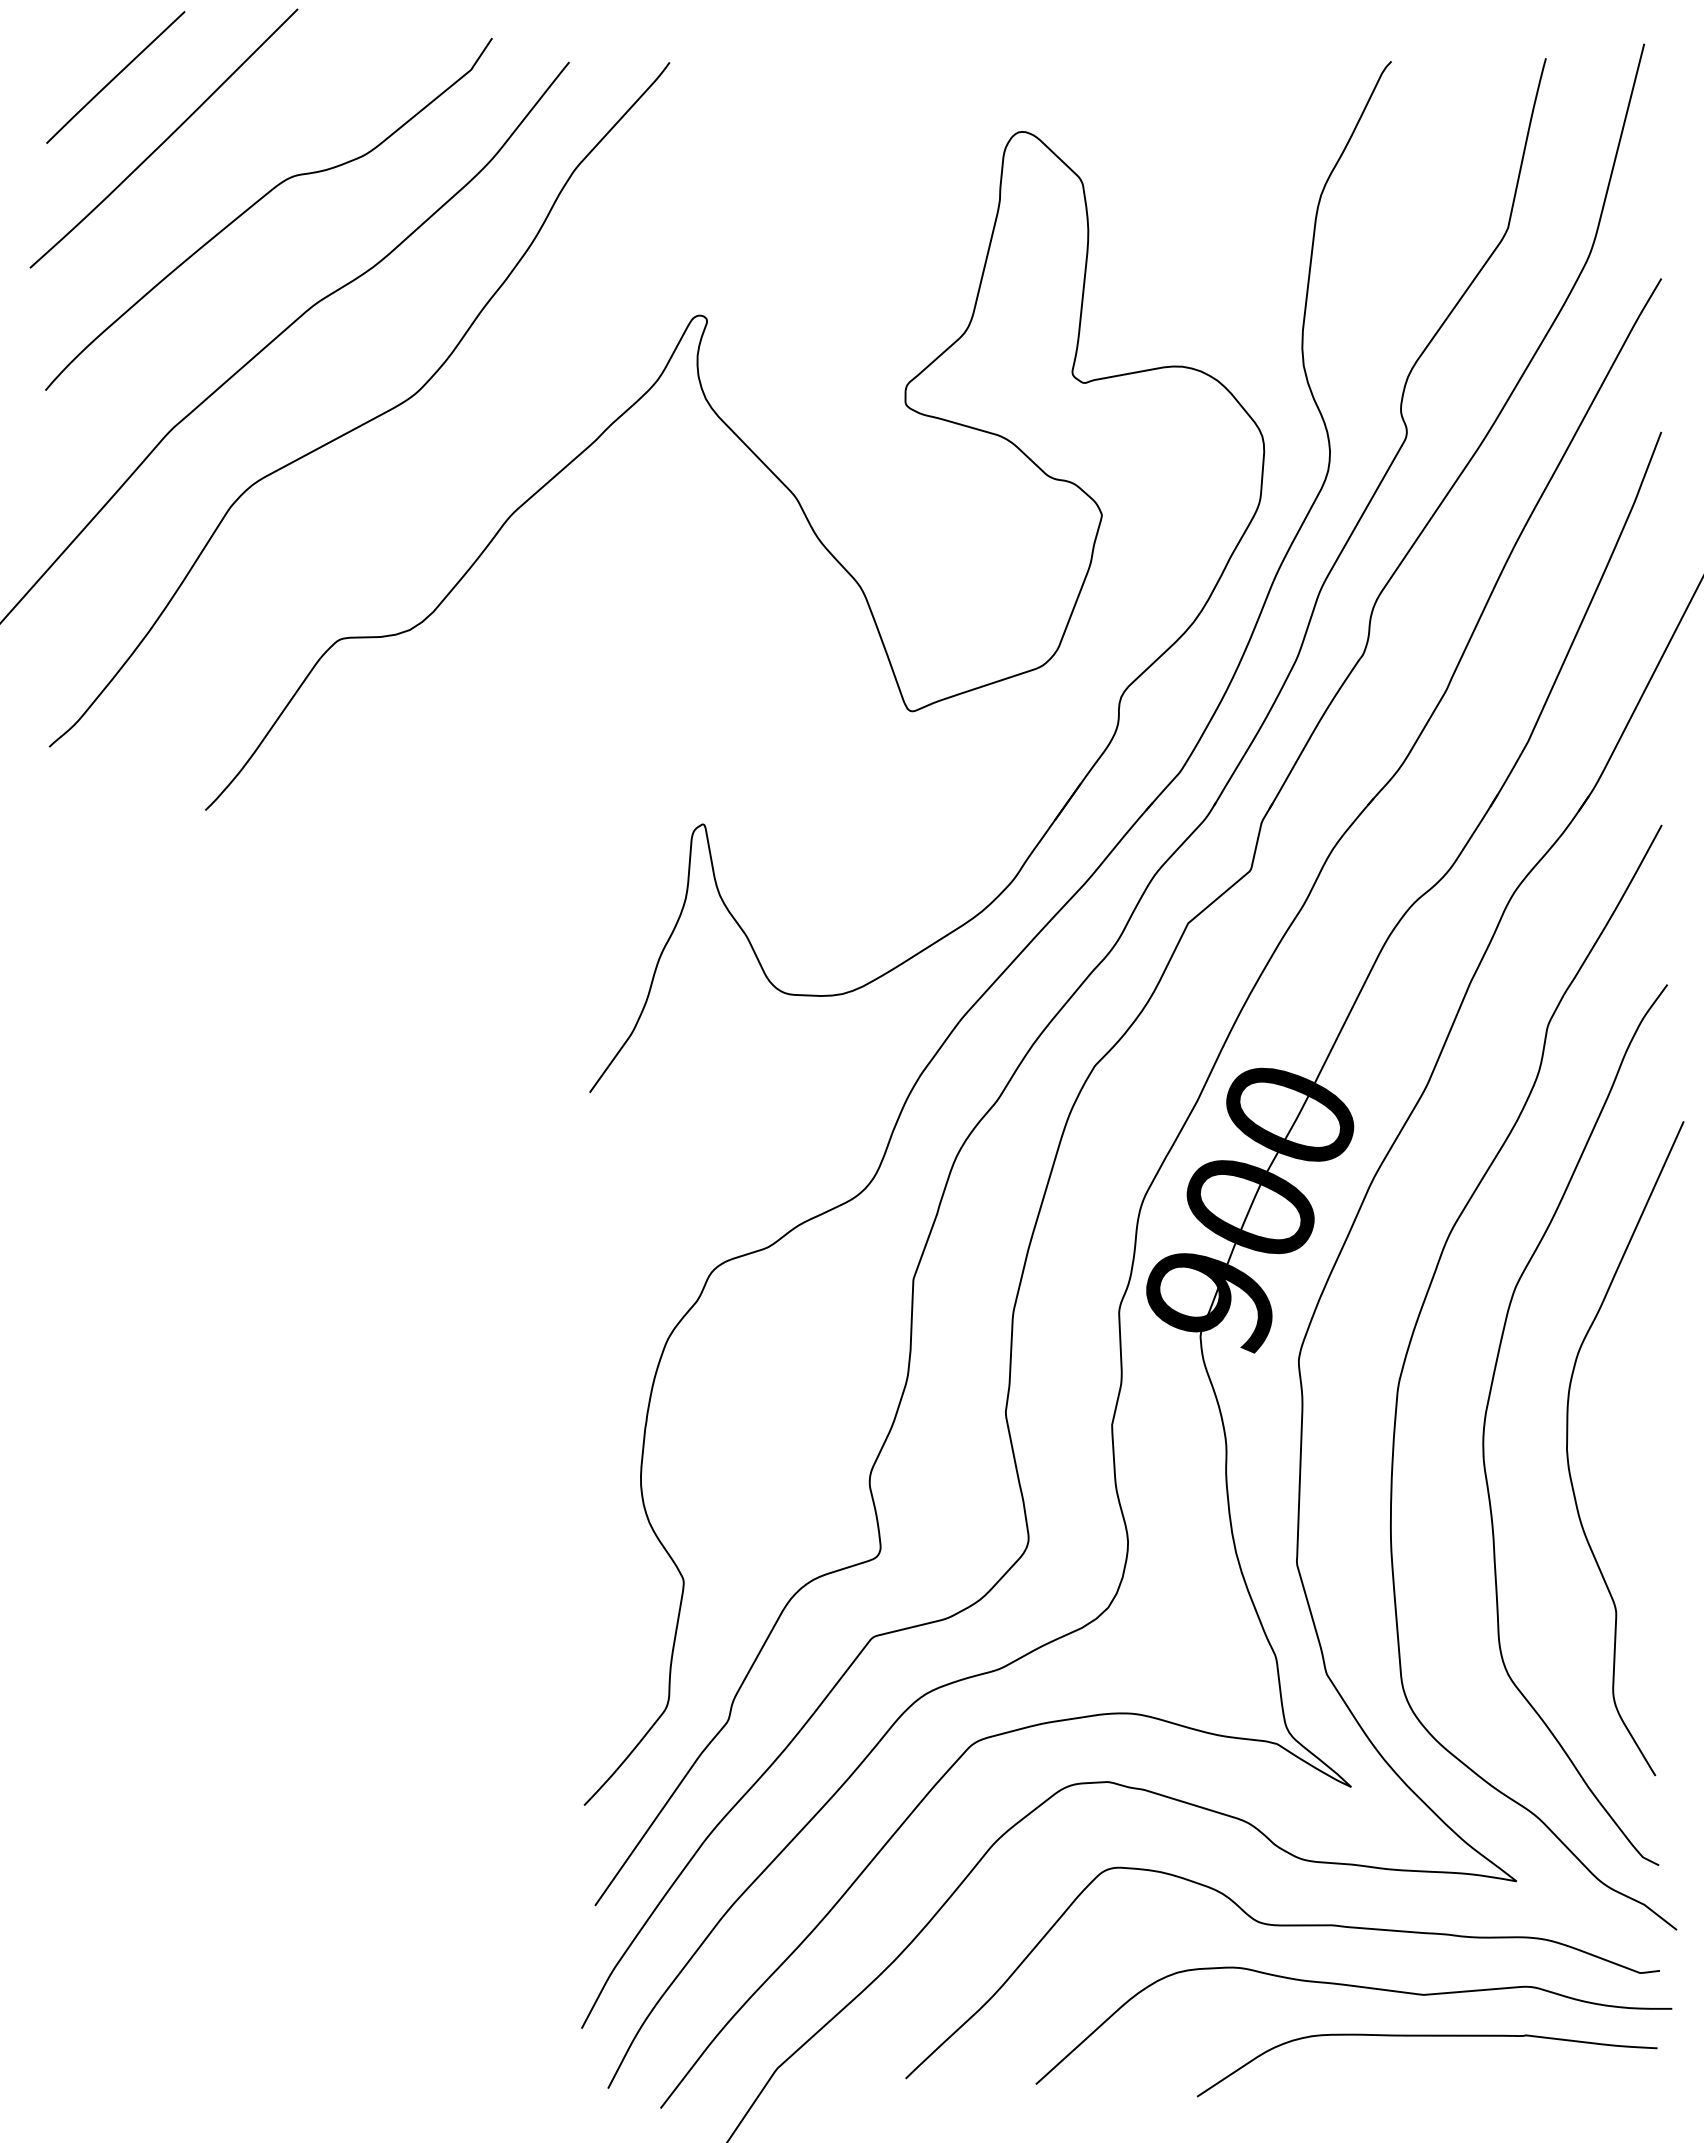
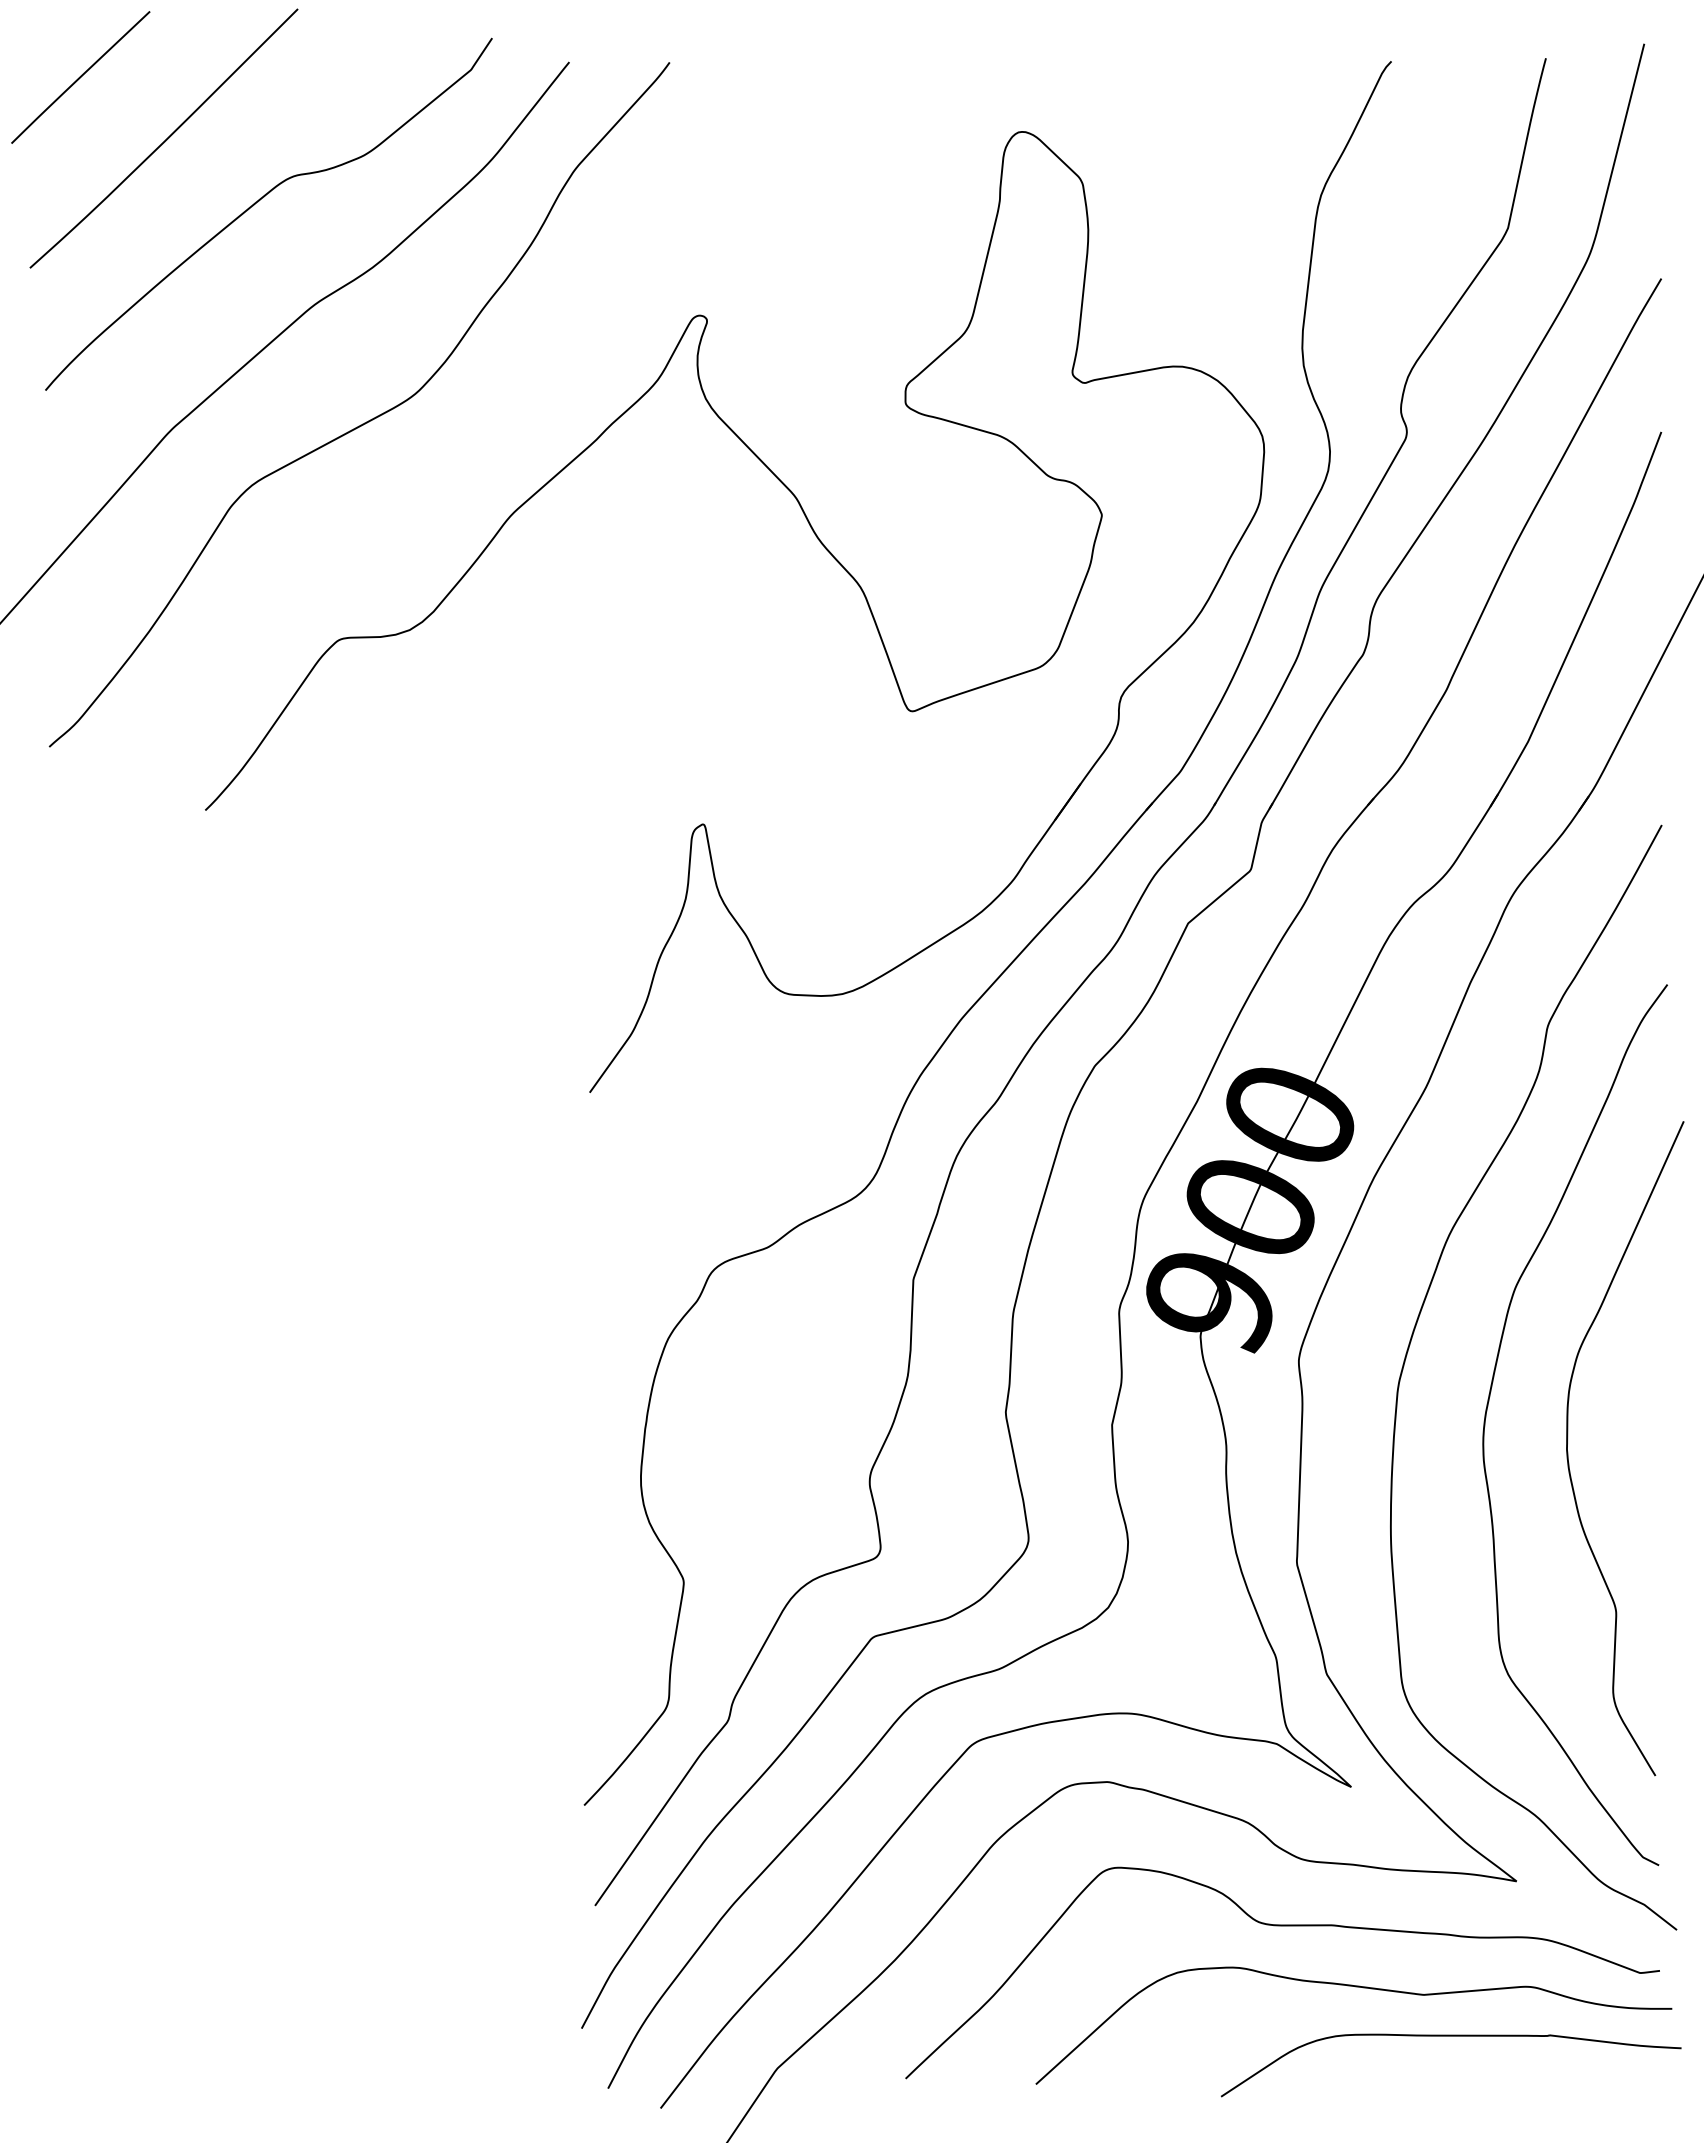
line position: (115, 77) -> (80, 77) (80, 77)
curve position: (1426, 2036) -> (1450, 2036) (1450, 2036)
